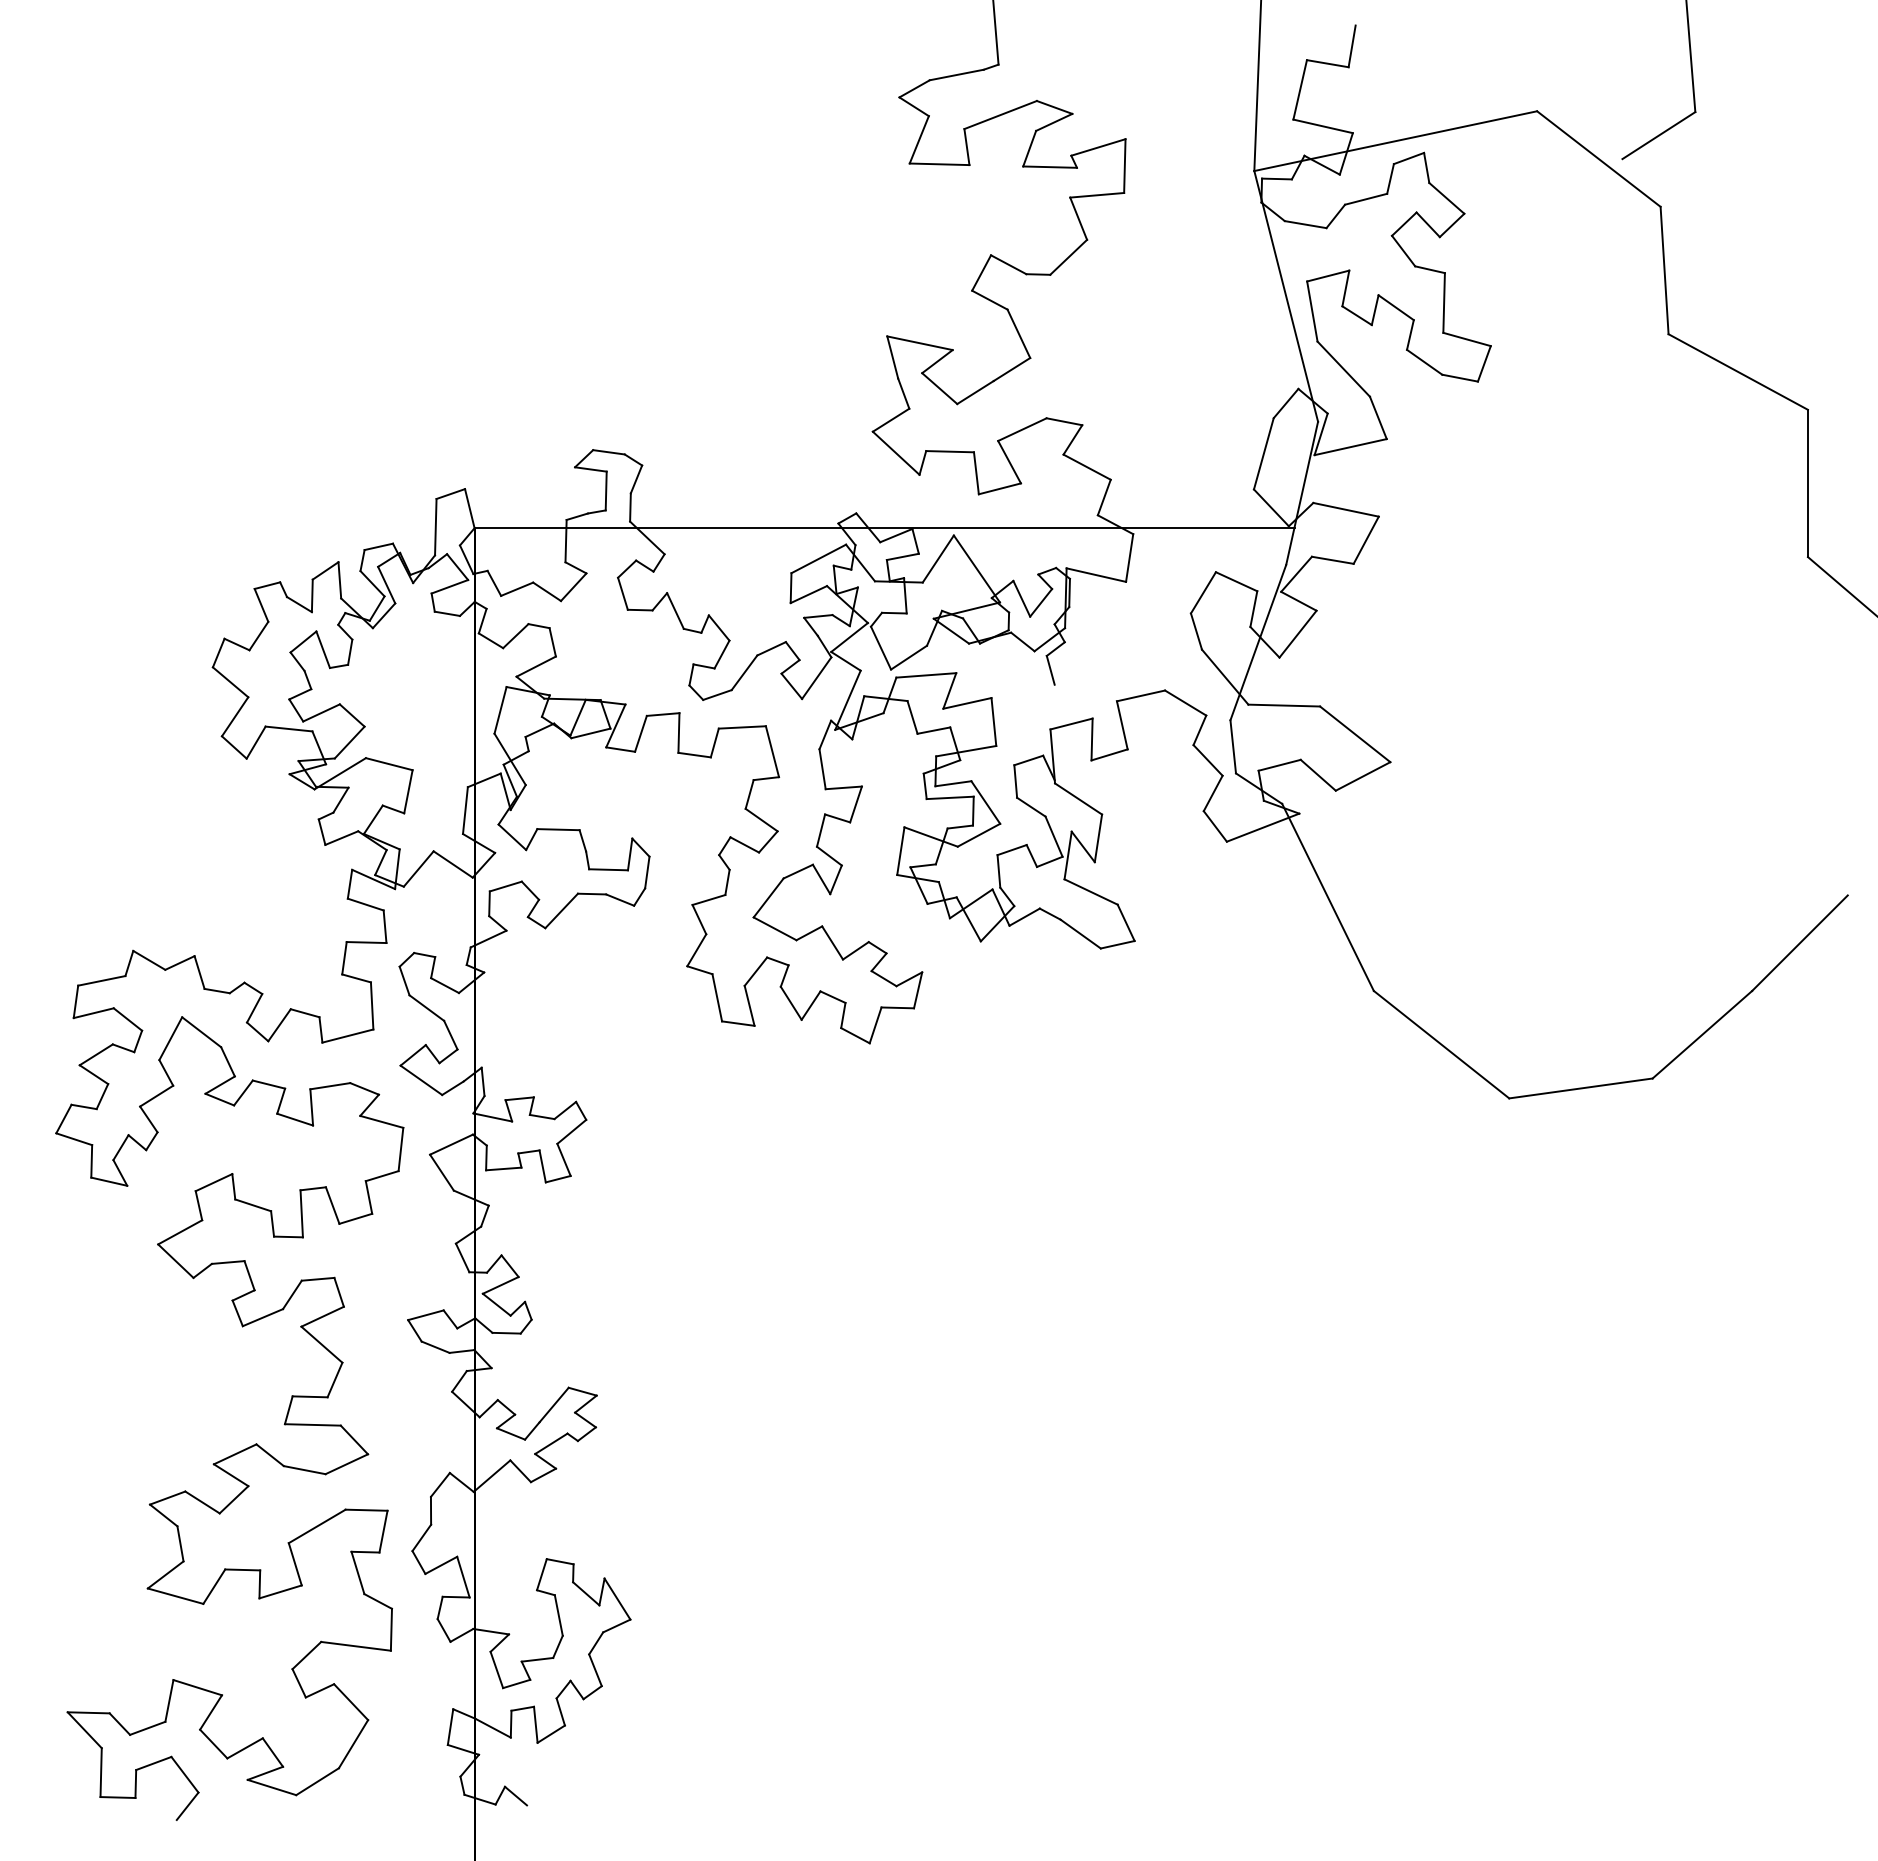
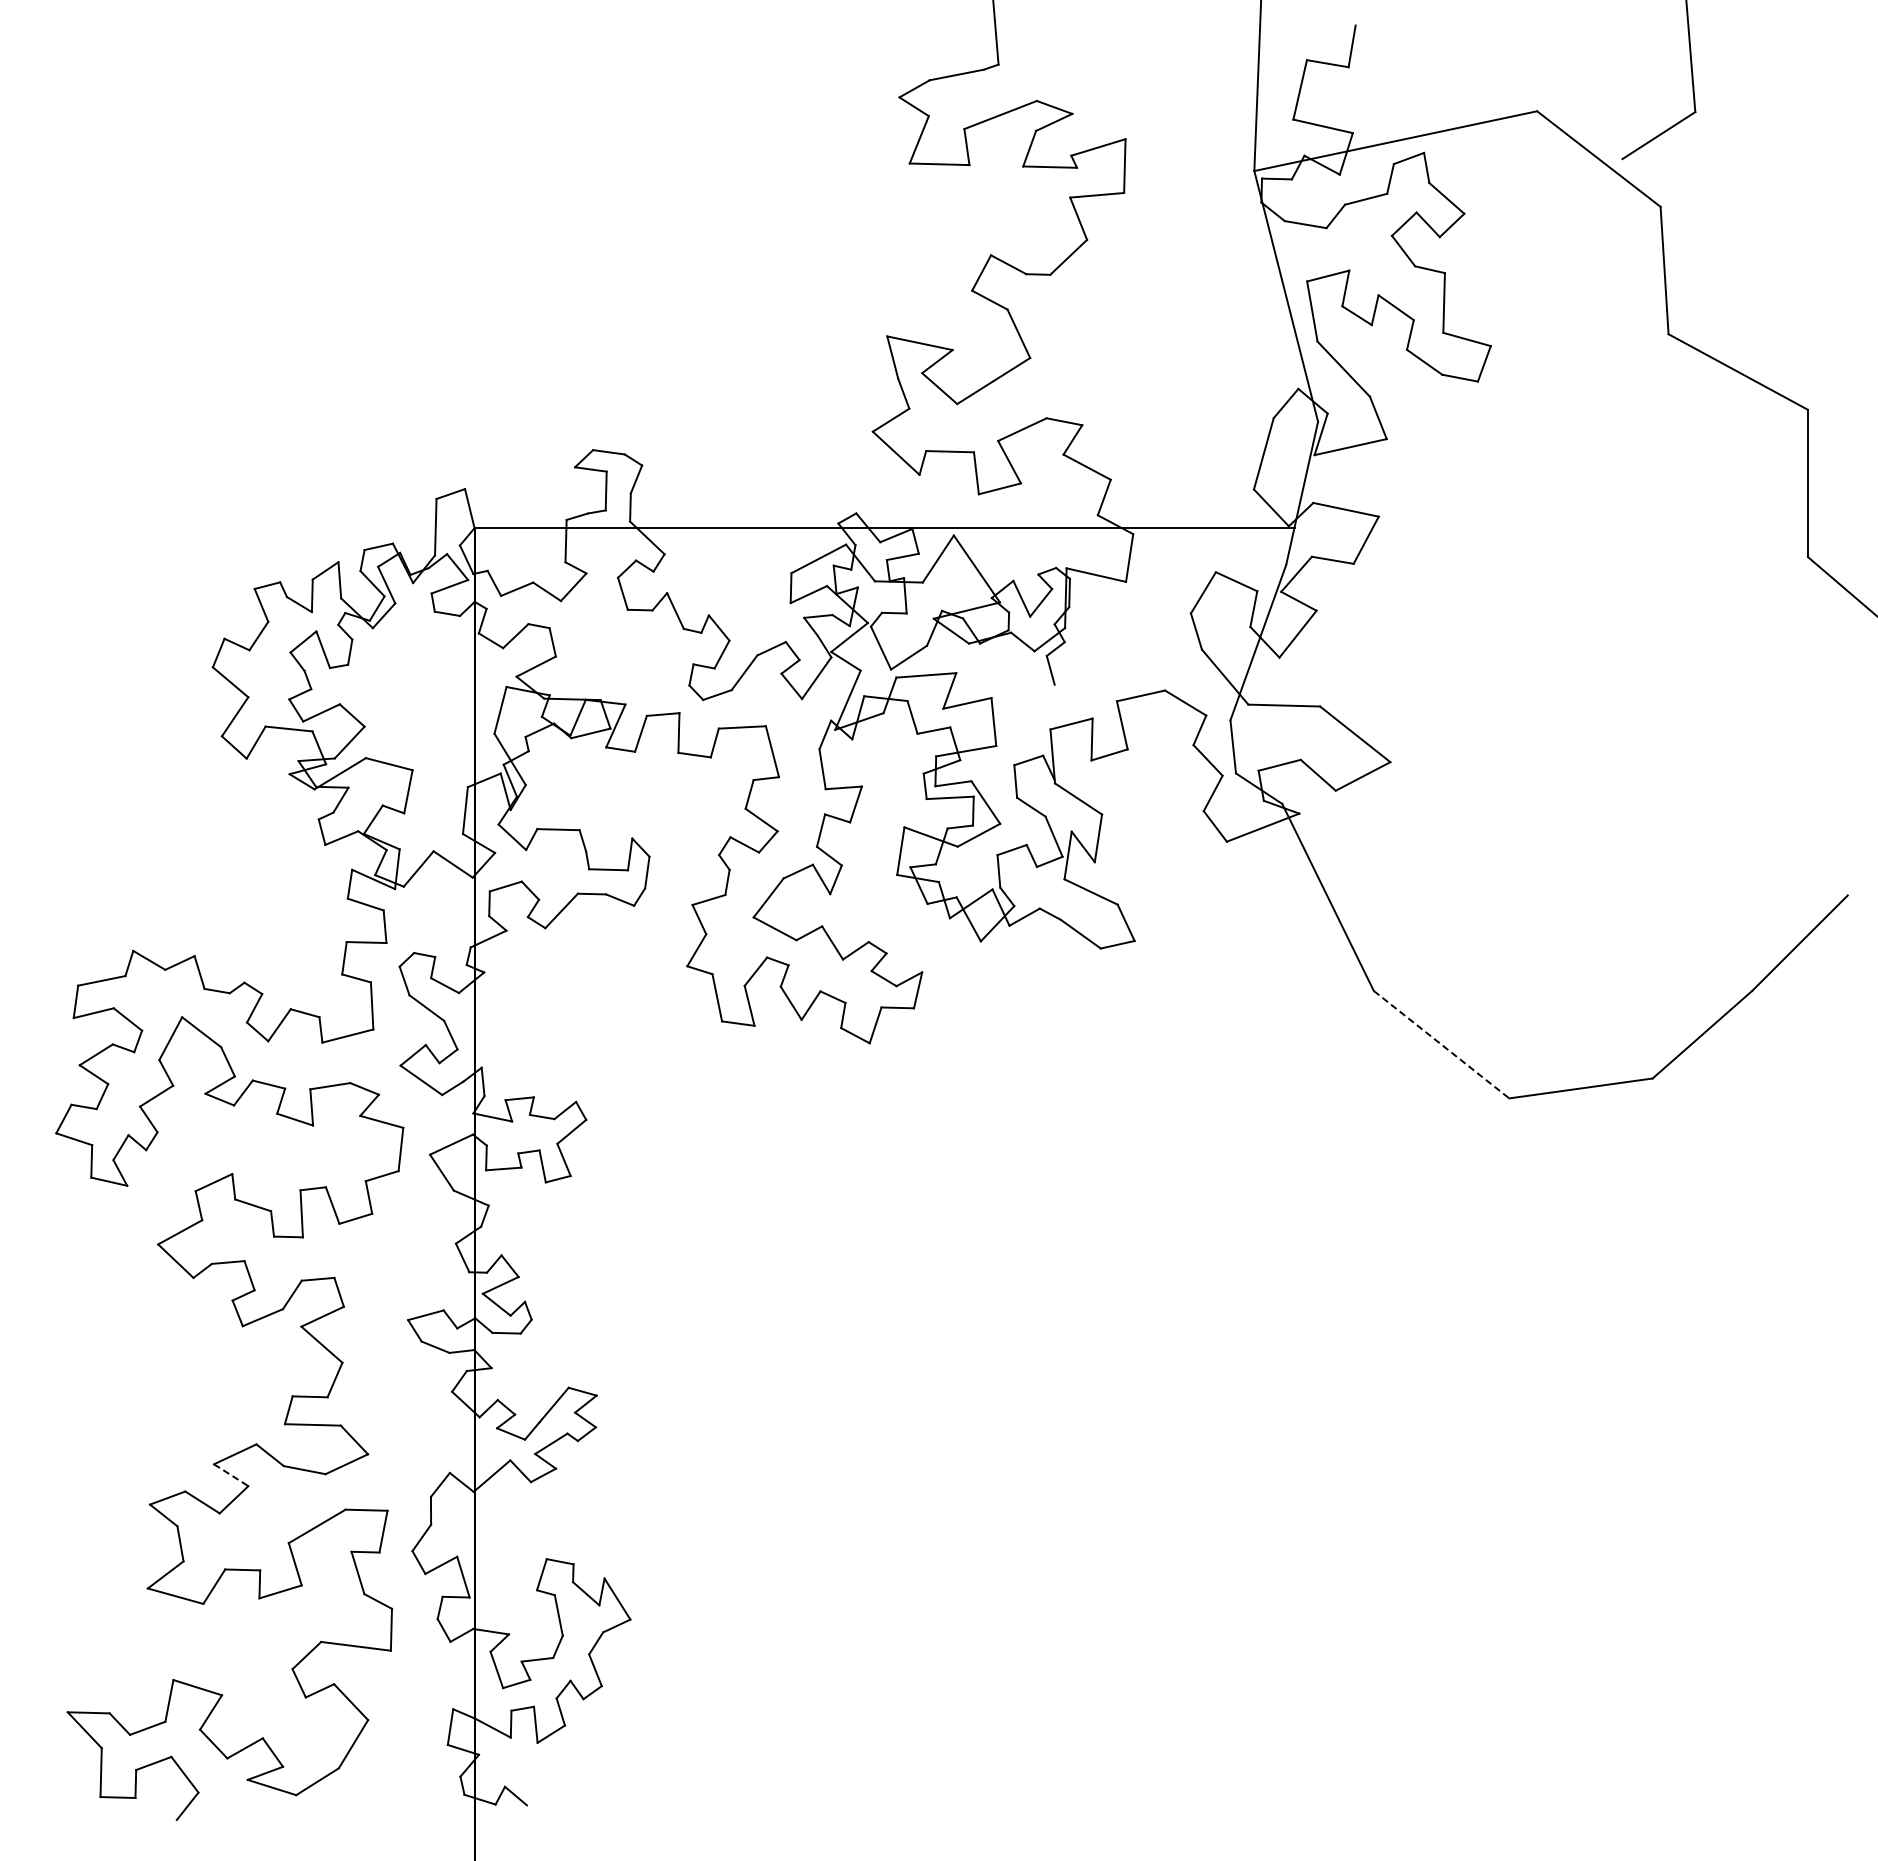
line: solid -> dashed (1441, 1044)
line: solid -> dashed (231, 1475)
